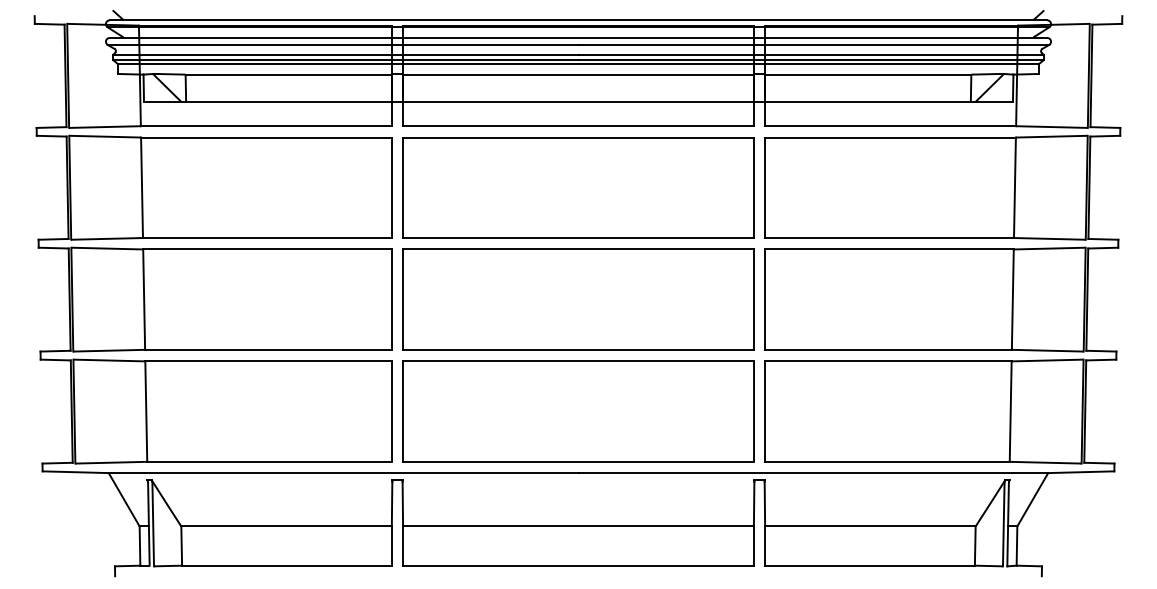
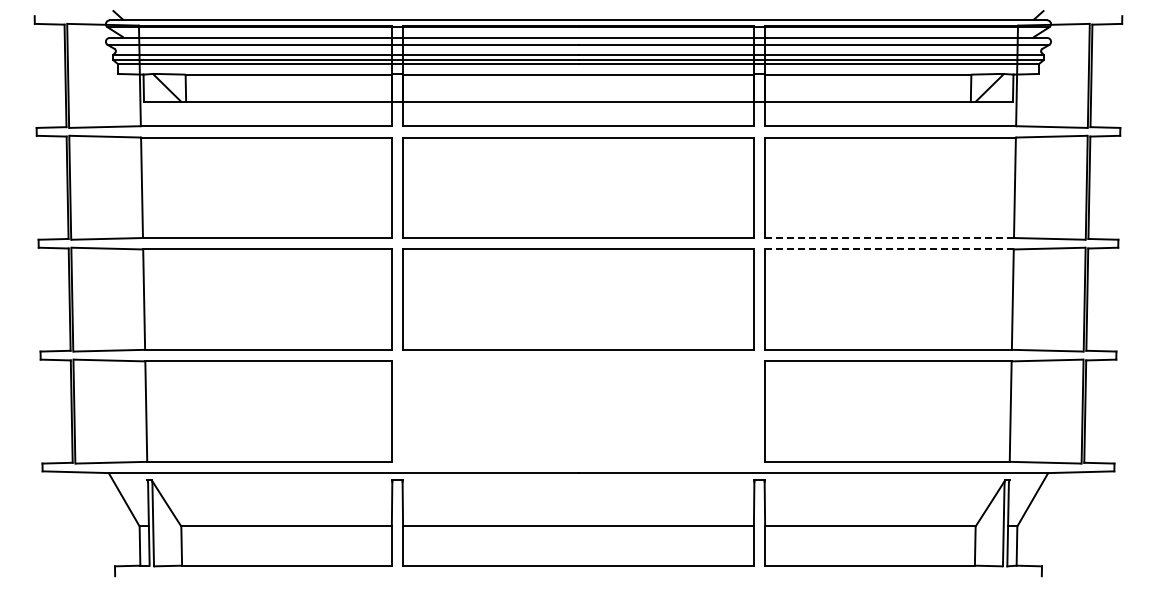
line: solid -> dashed (889, 238)
line: solid -> dashed (889, 249)
part: present -> none (578, 411)
